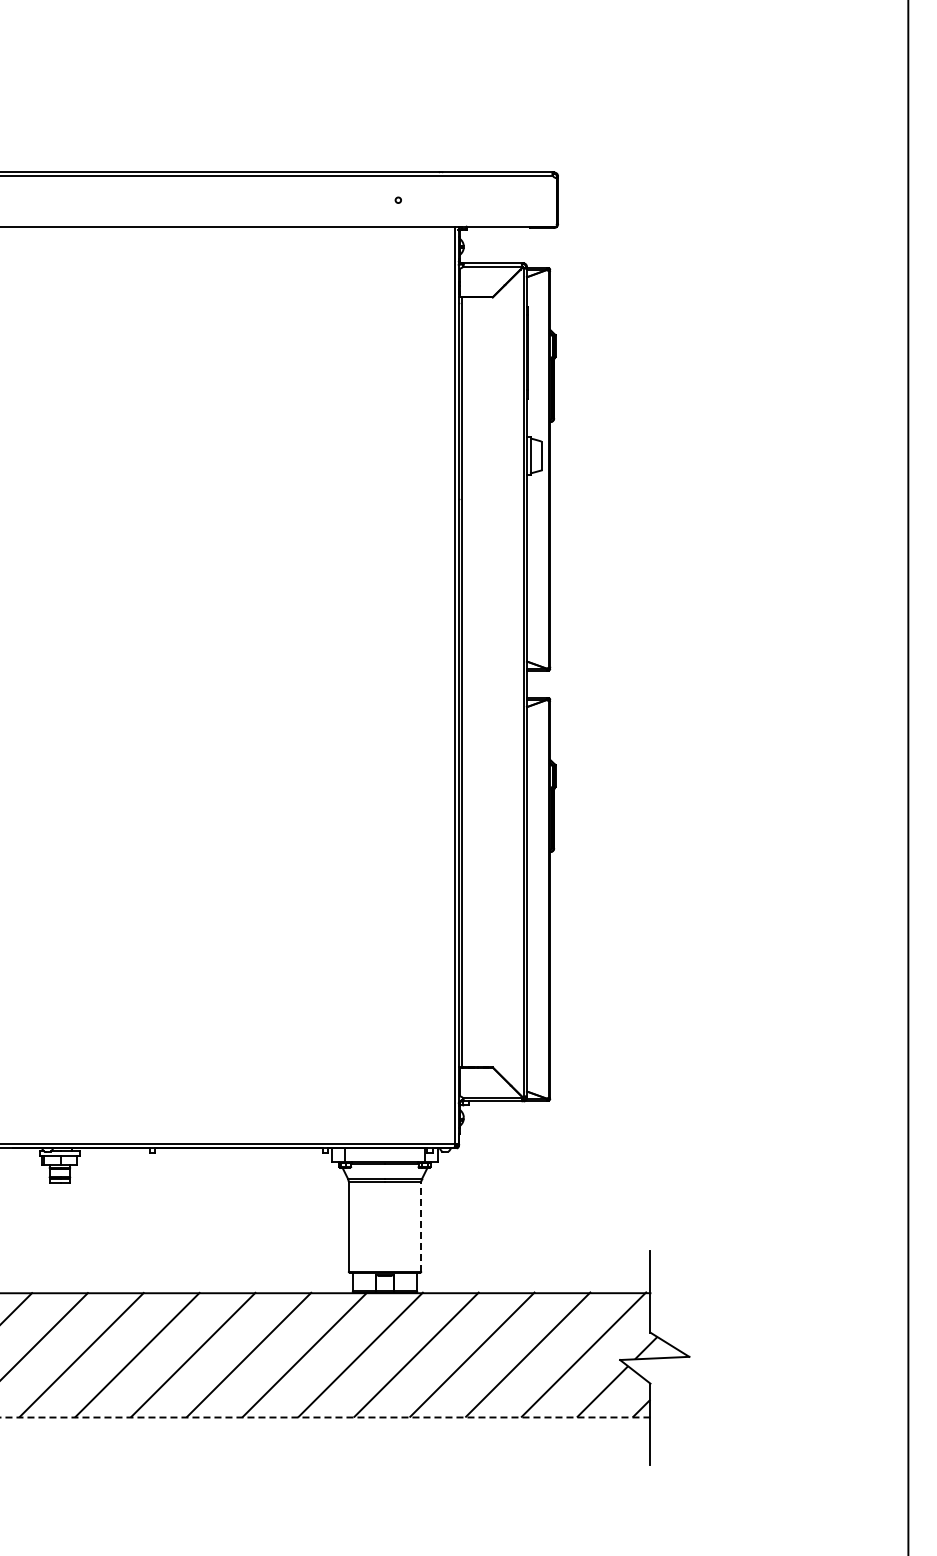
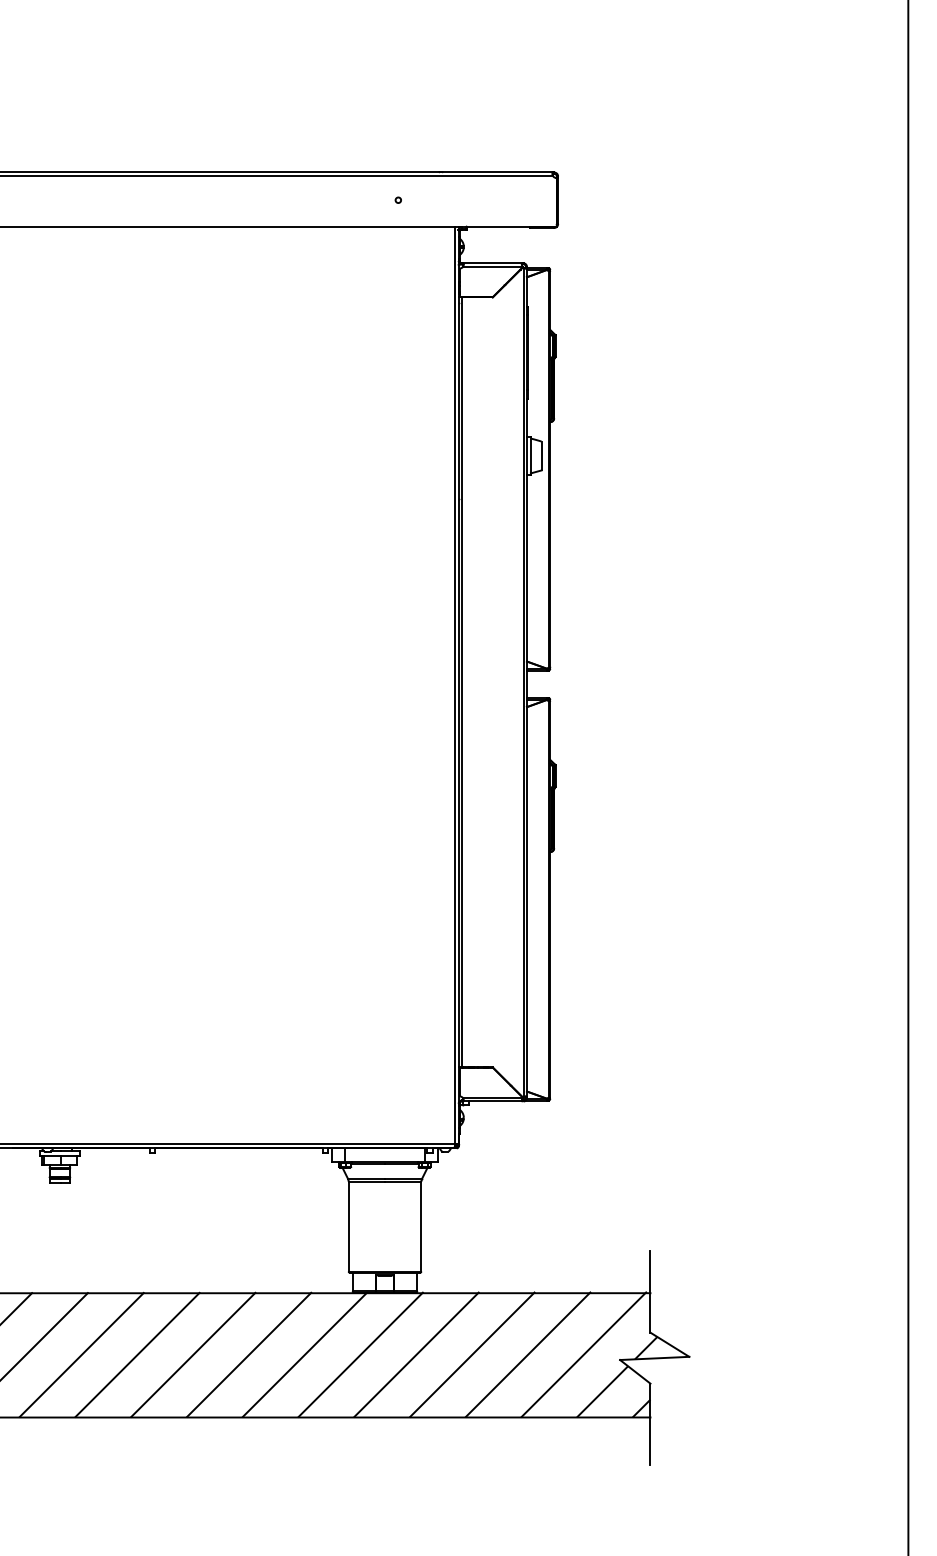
line: dashed -> solid (421, 1226)
line: dashed -> solid (325, 1417)
